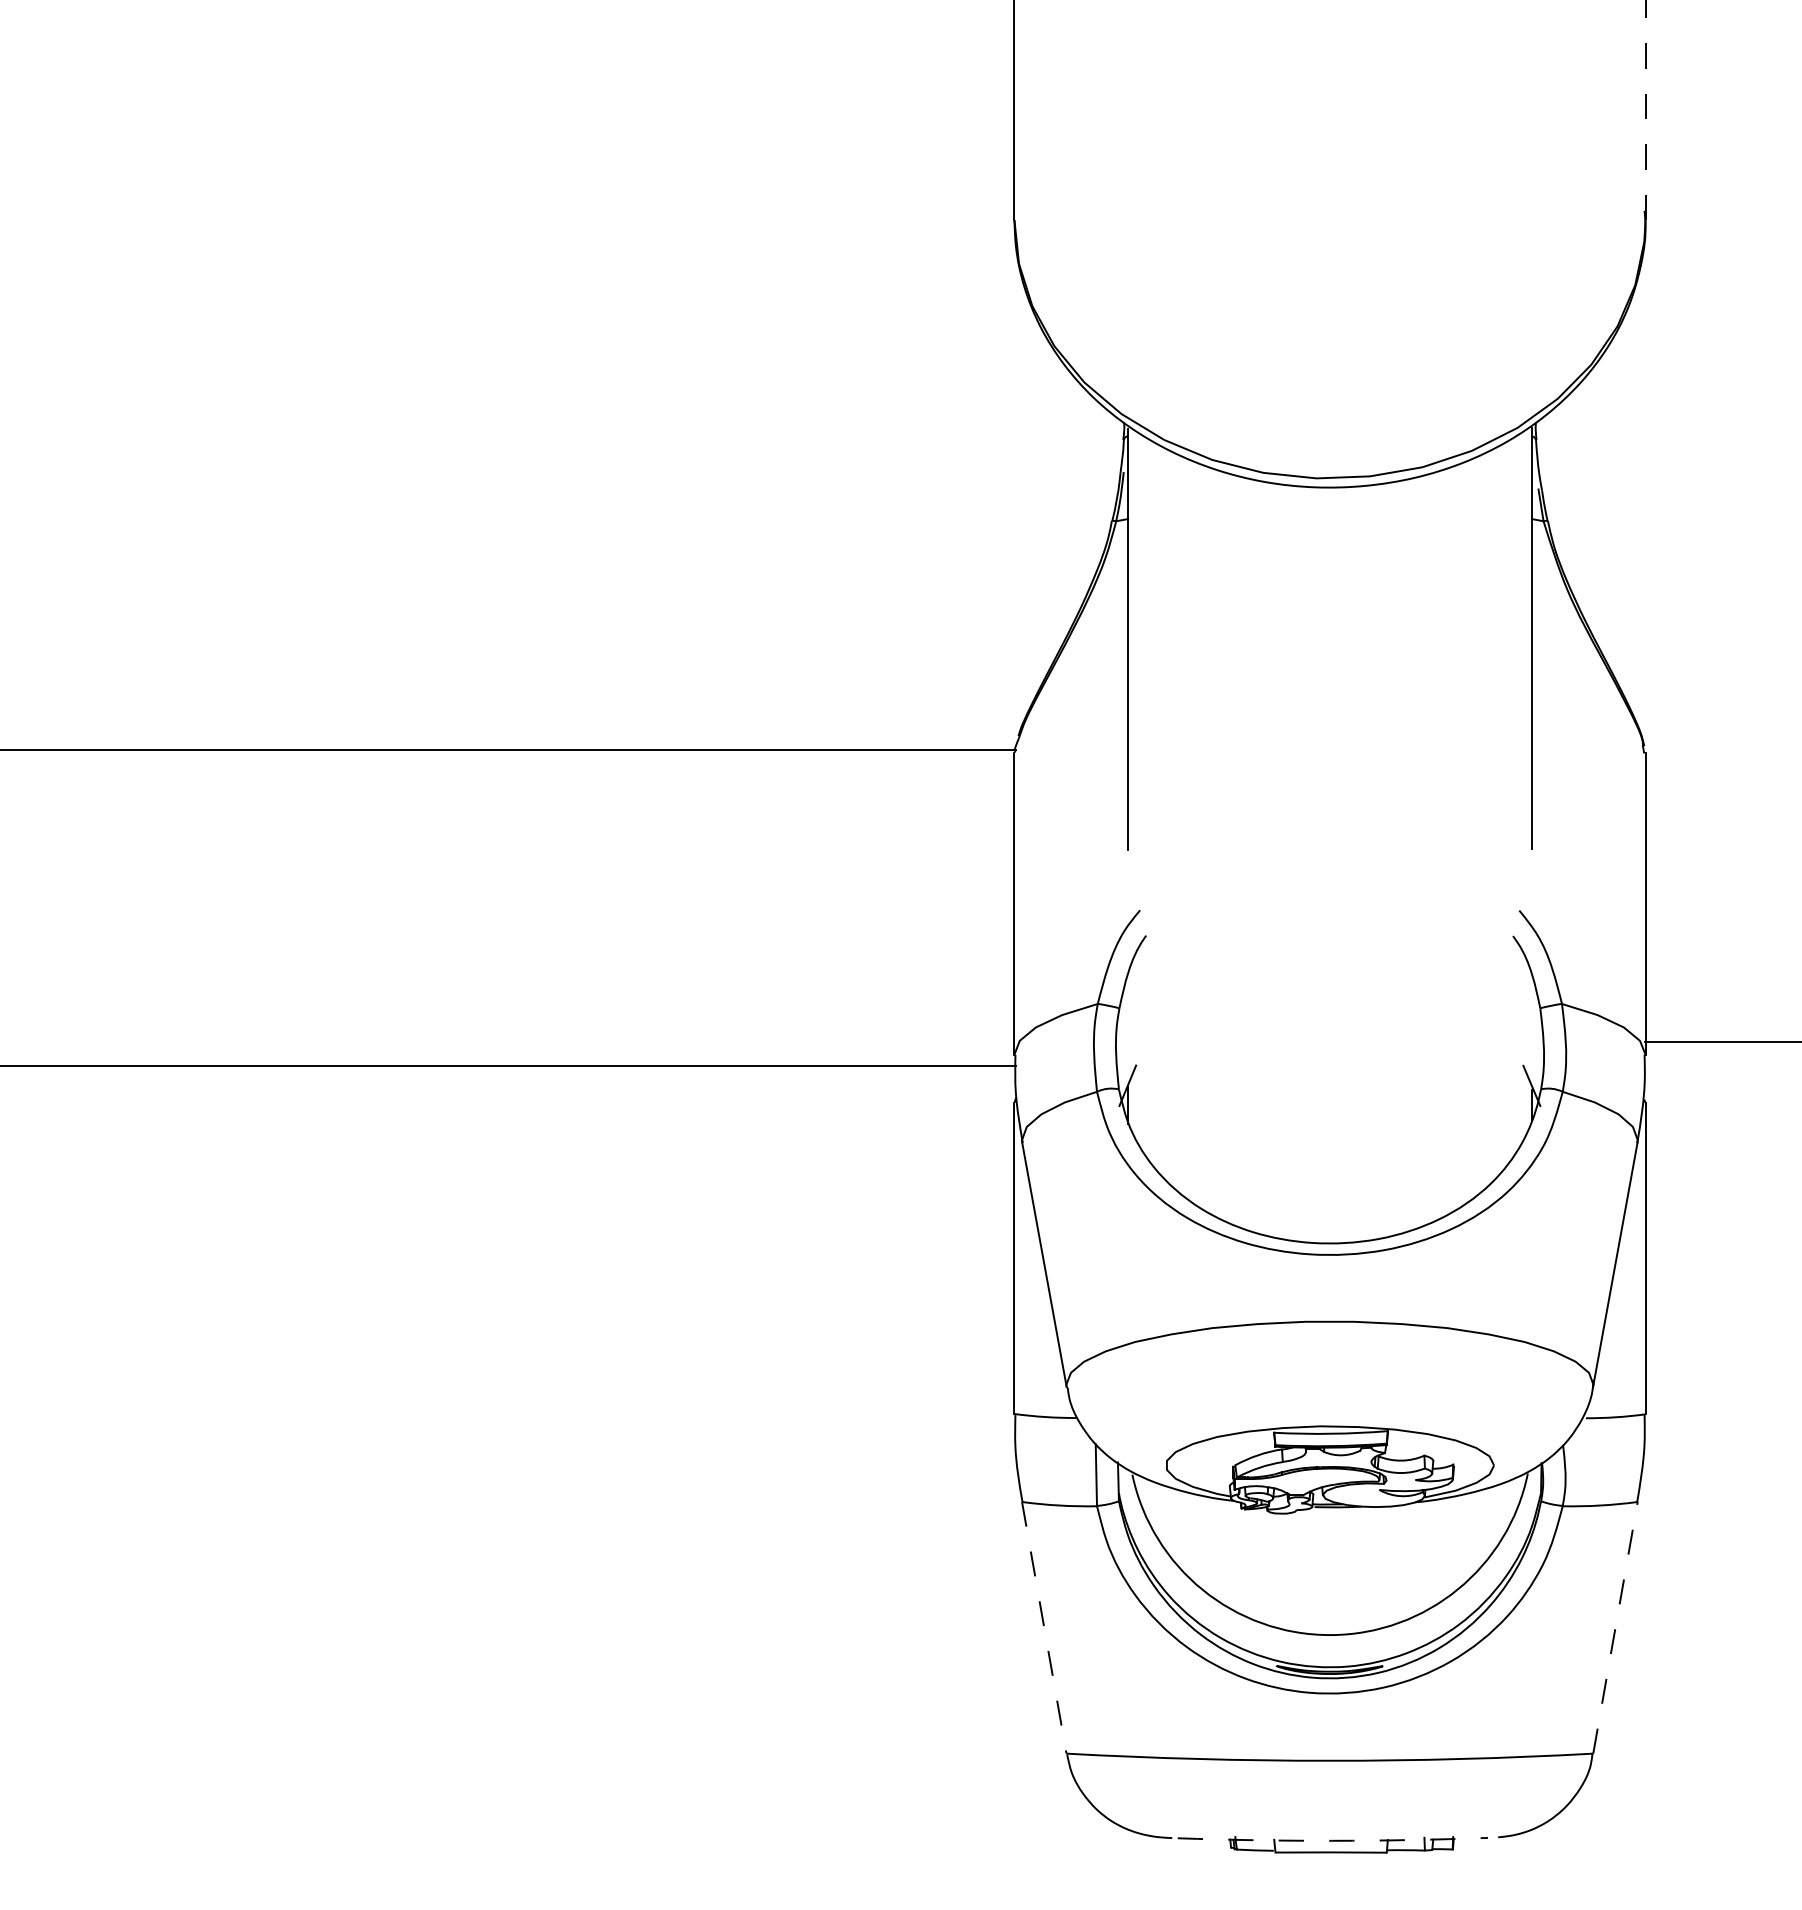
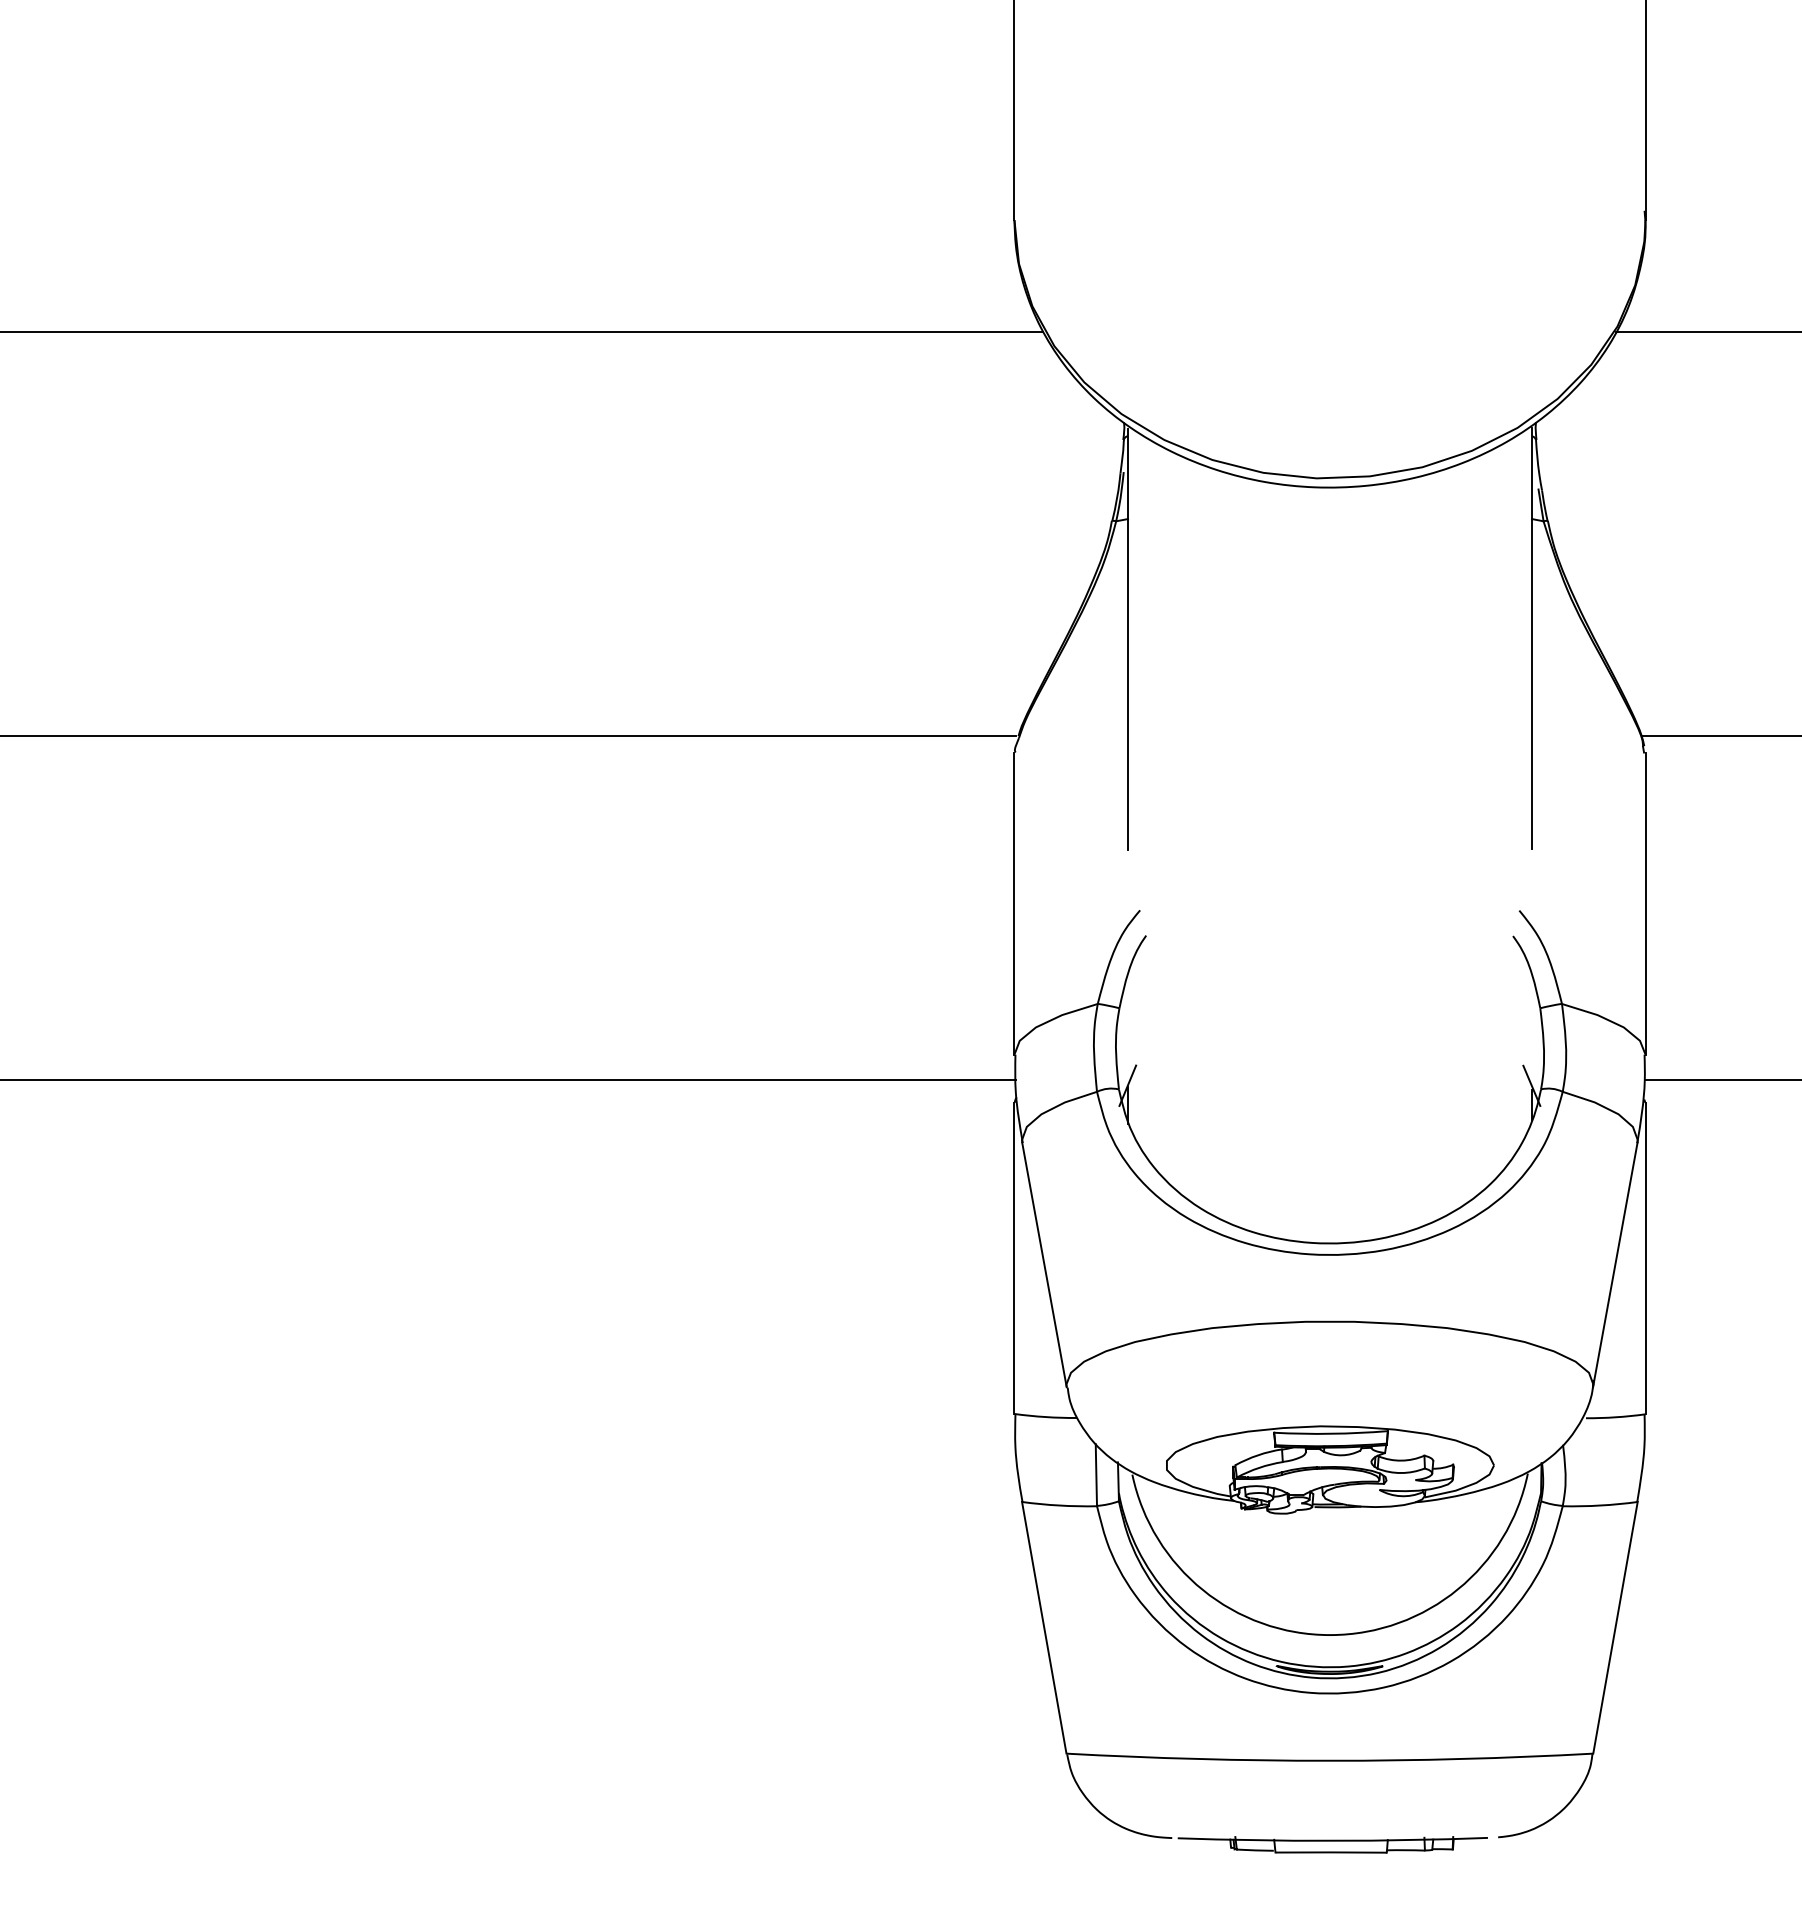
line: dashed -> solid (1645, 110)
line: none -> present (522, 331)
line: none -> present (1706, 331)
line: none -> present (1719, 735)
line position: (509, 749) -> (509, 735) (509, 735)
line position: (1721, 1041) -> (1721, 1079) (1721, 1079)
line position: (508, 1065) -> (508, 1079) (508, 1079)
line: dashed -> solid (1044, 1627)
line: dashed -> solid (1615, 1627)
arc: dashed -> solid (1332, 1840)
